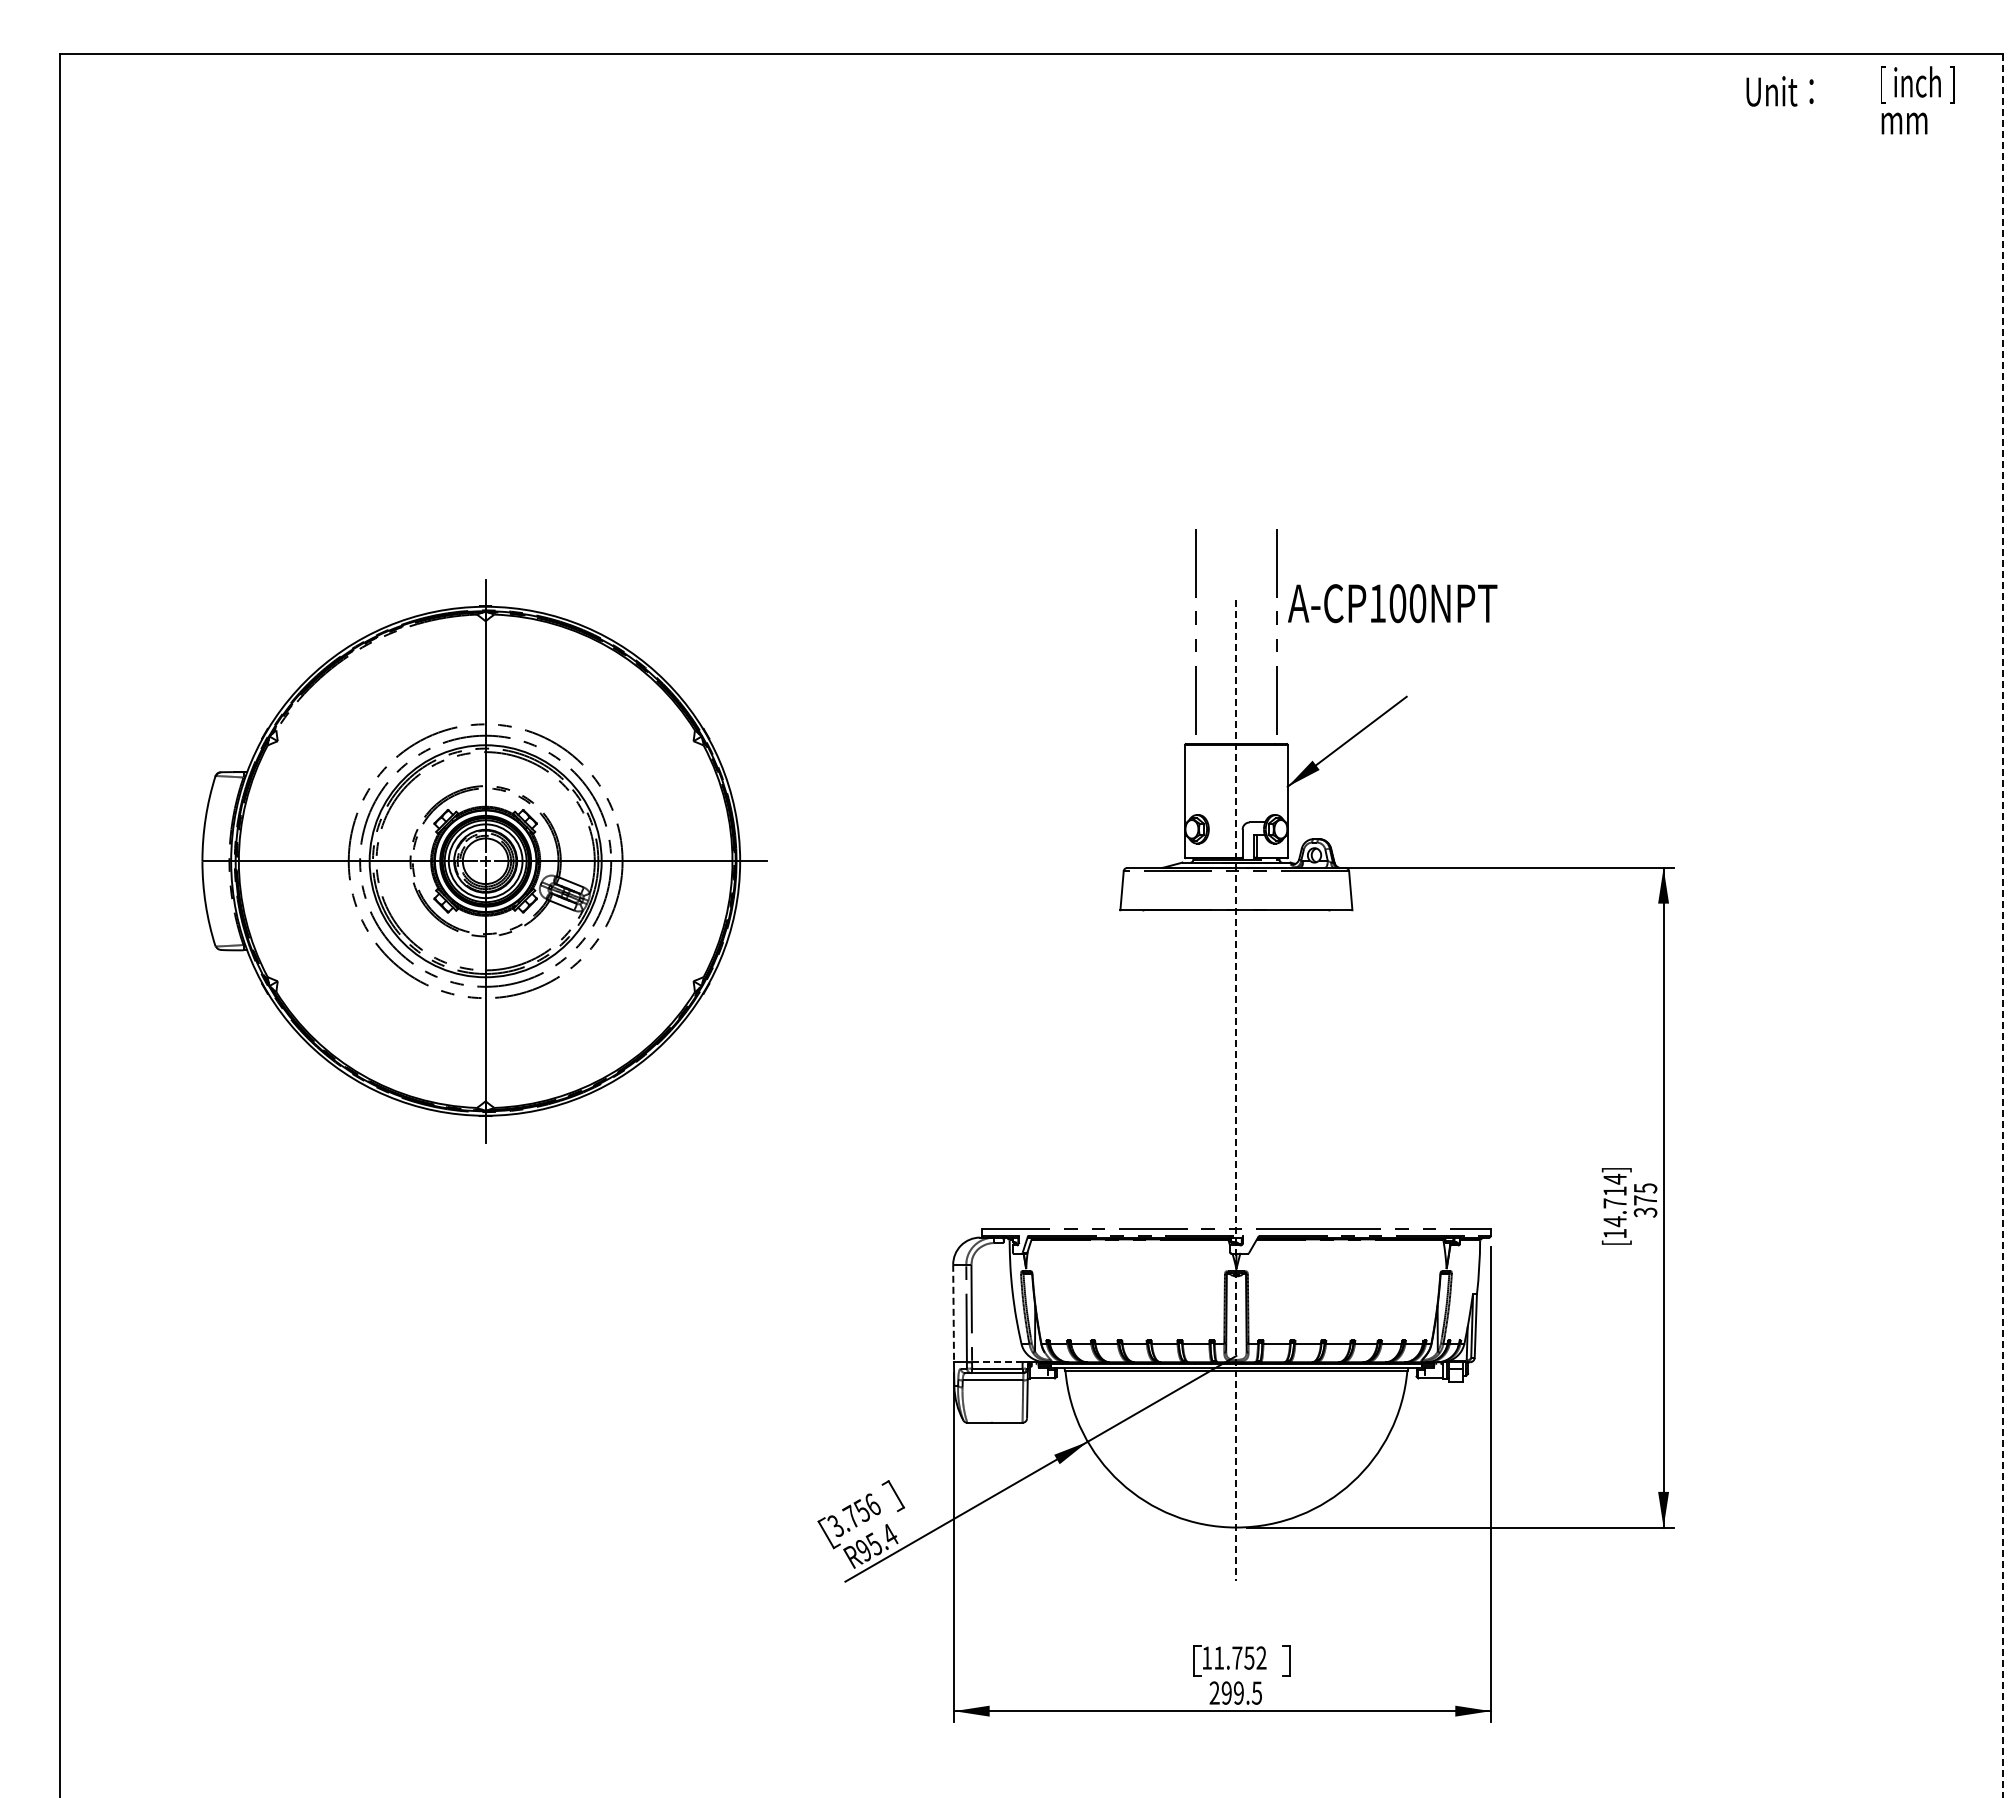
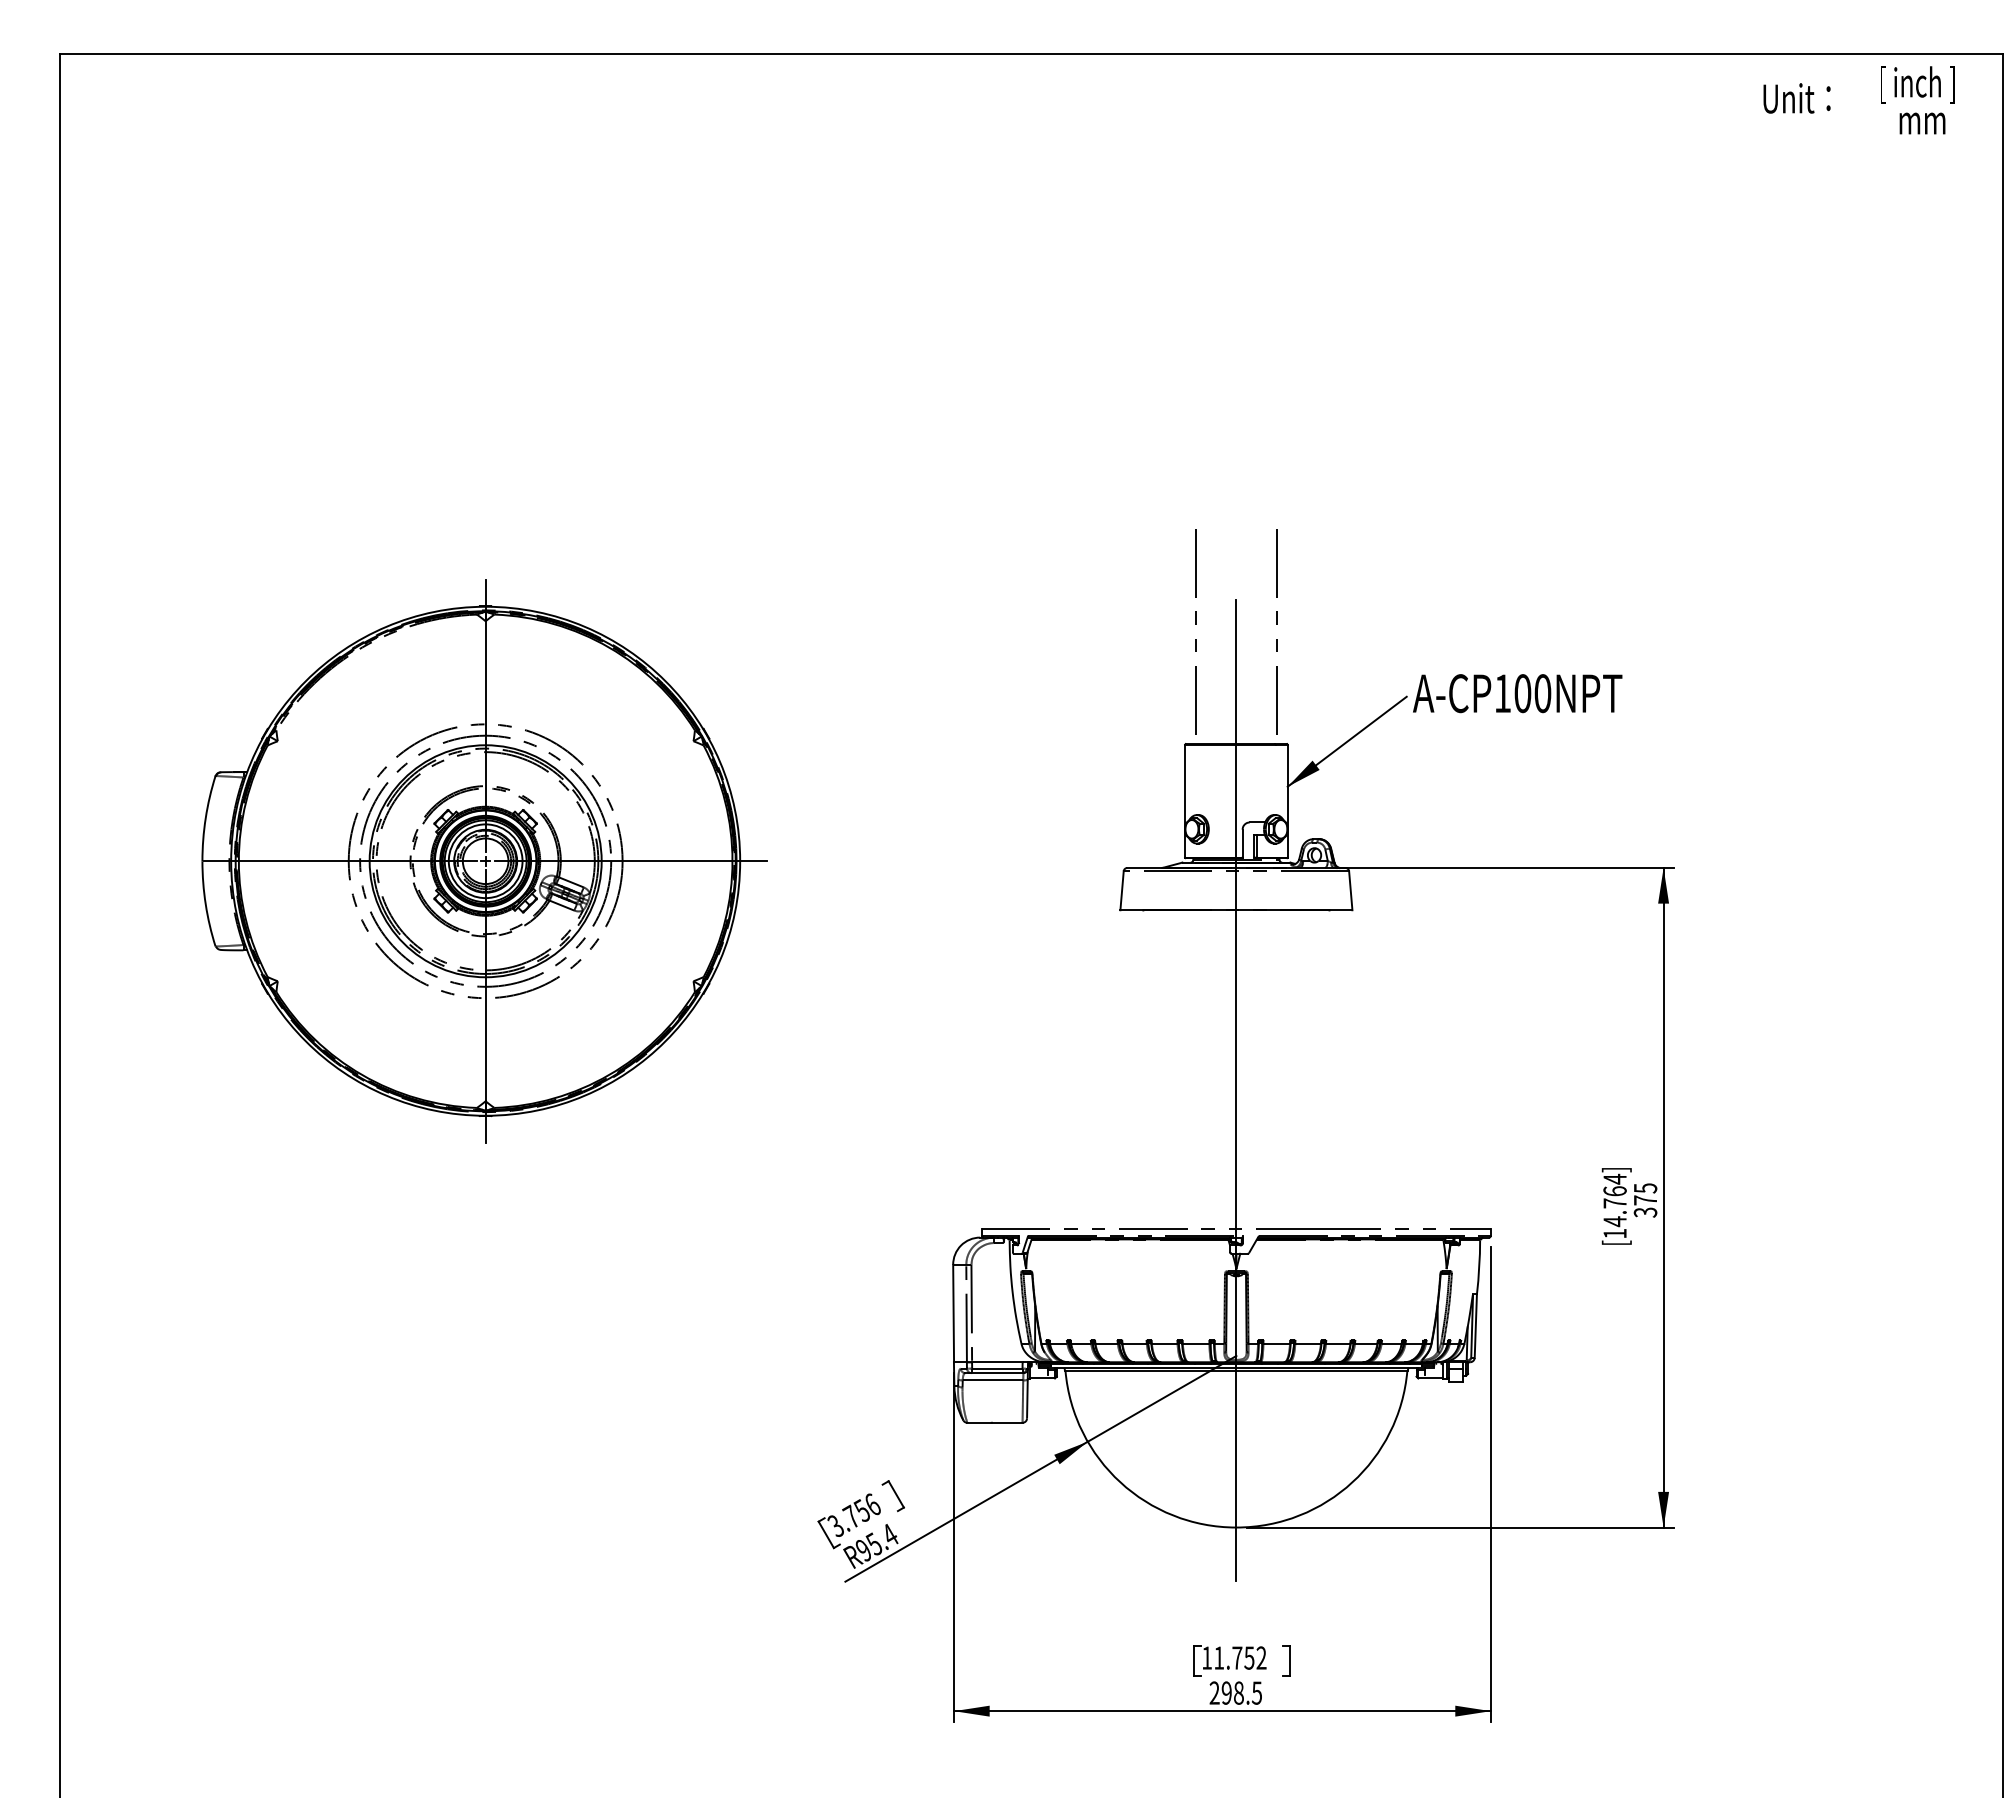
text position: (1779, 91) -> (1796, 98) (1796, 98)
text position: (1904, 123) -> (1922, 123) (1922, 123)
text position: (1392, 603) -> (1517, 693) (1517, 693)
line: dashed -> solid (2002, 925)
line: dashed -> solid (1236, 1090)
text: [14.714] -> [14.764] (1614, 1191)
line: dashed -> solid (953, 1313)
line: dashed -> solid (996, 1362)
text: 299.5 -> 298.5 (1238, 1692)
